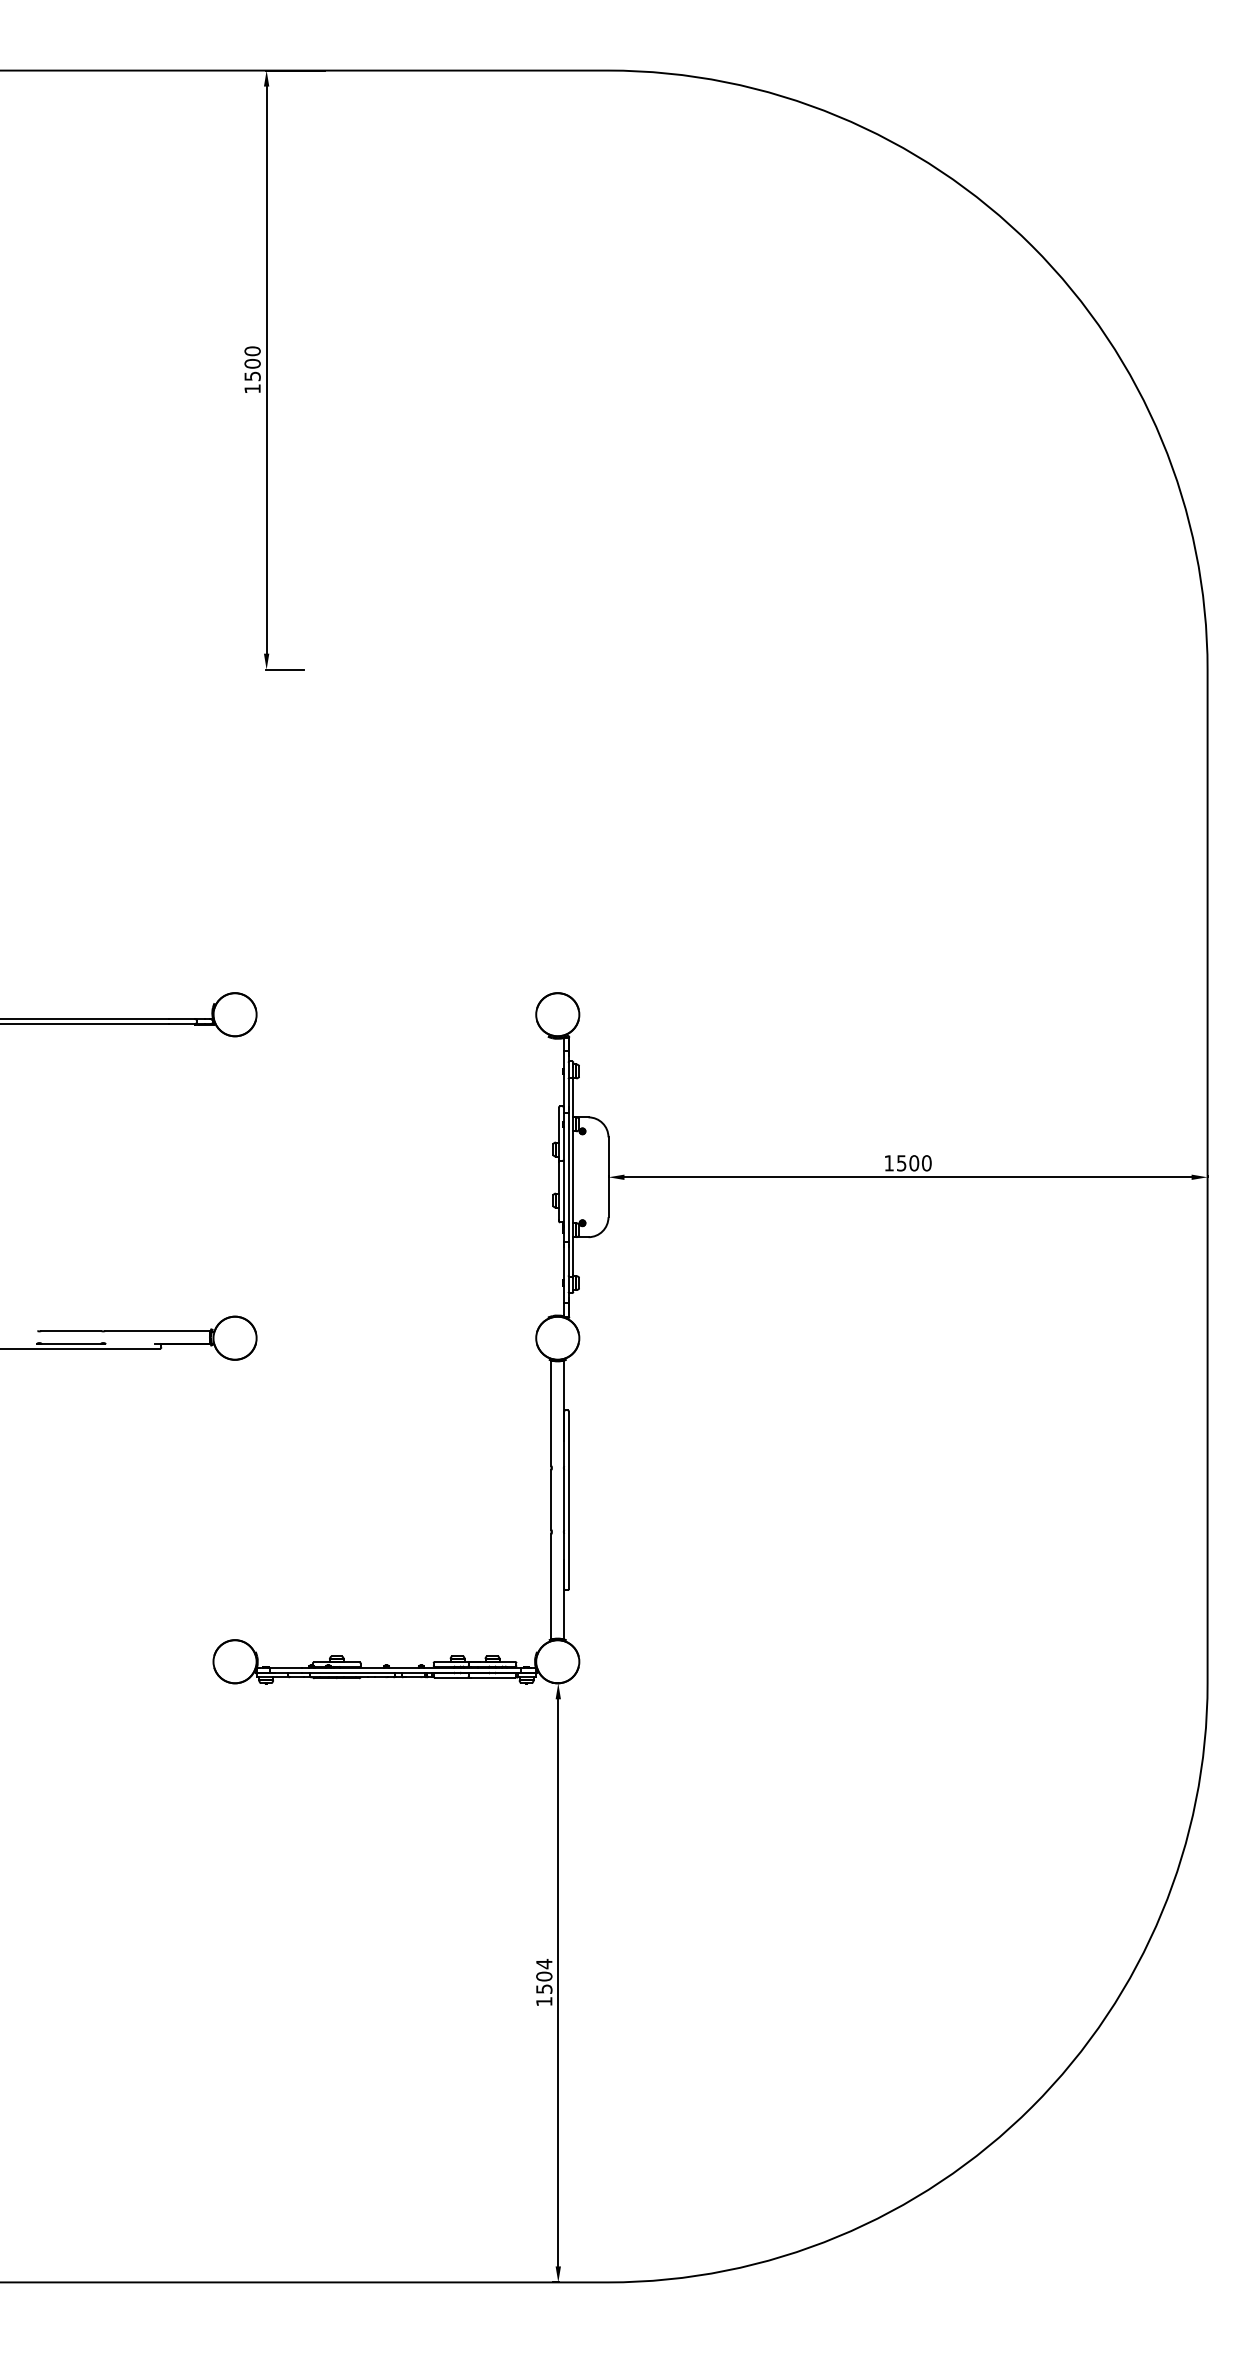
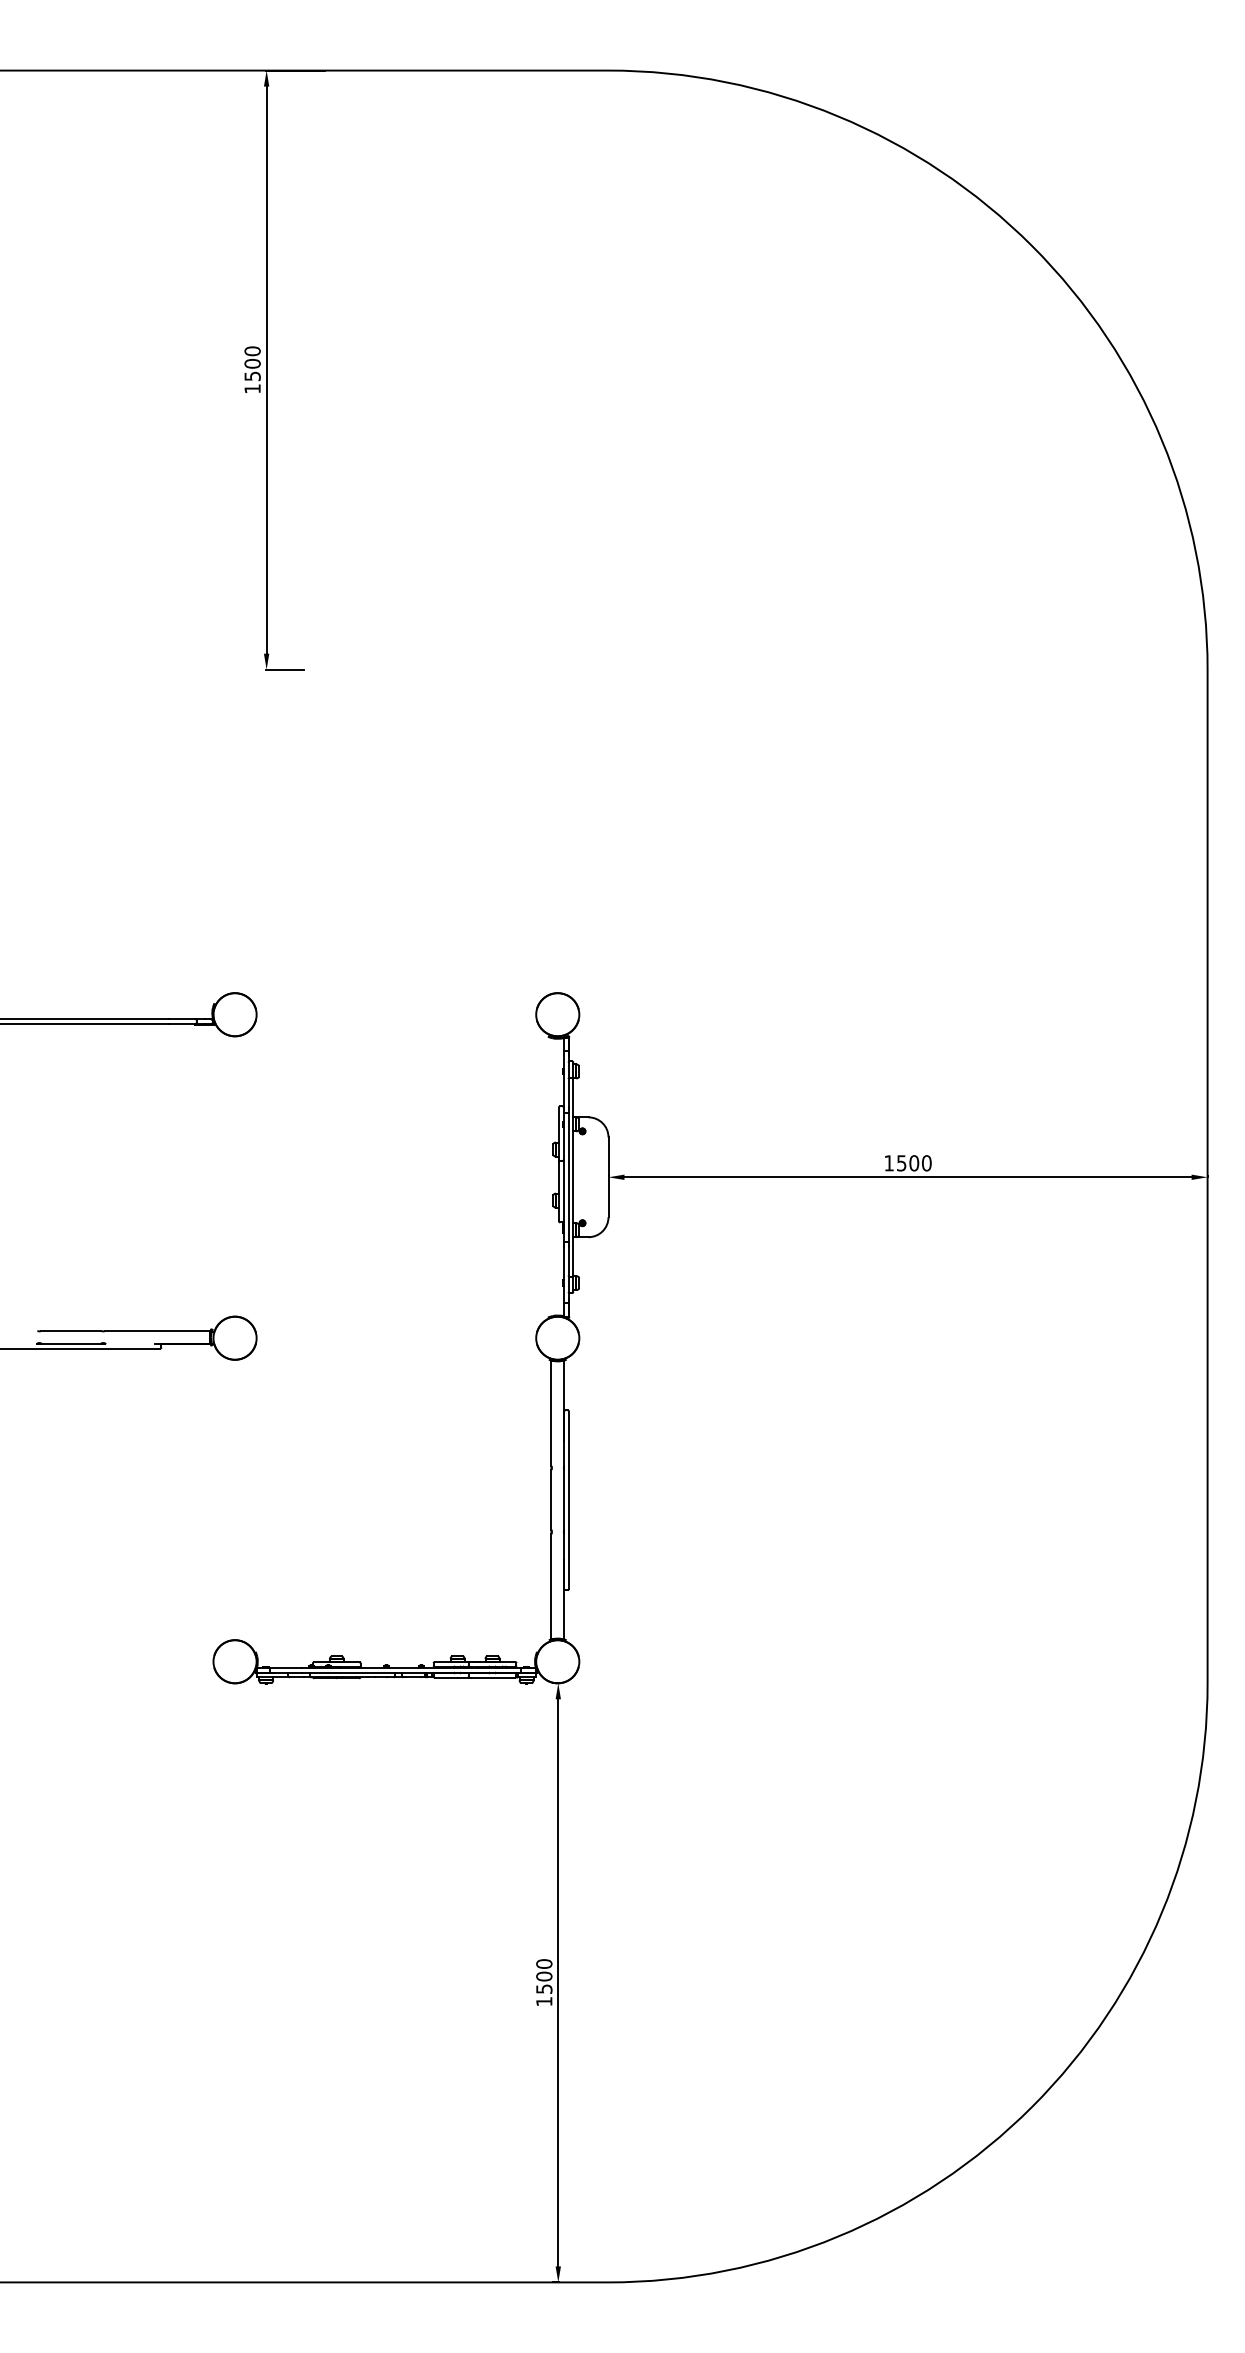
text: 1504 -> 1500 (544, 1963)
